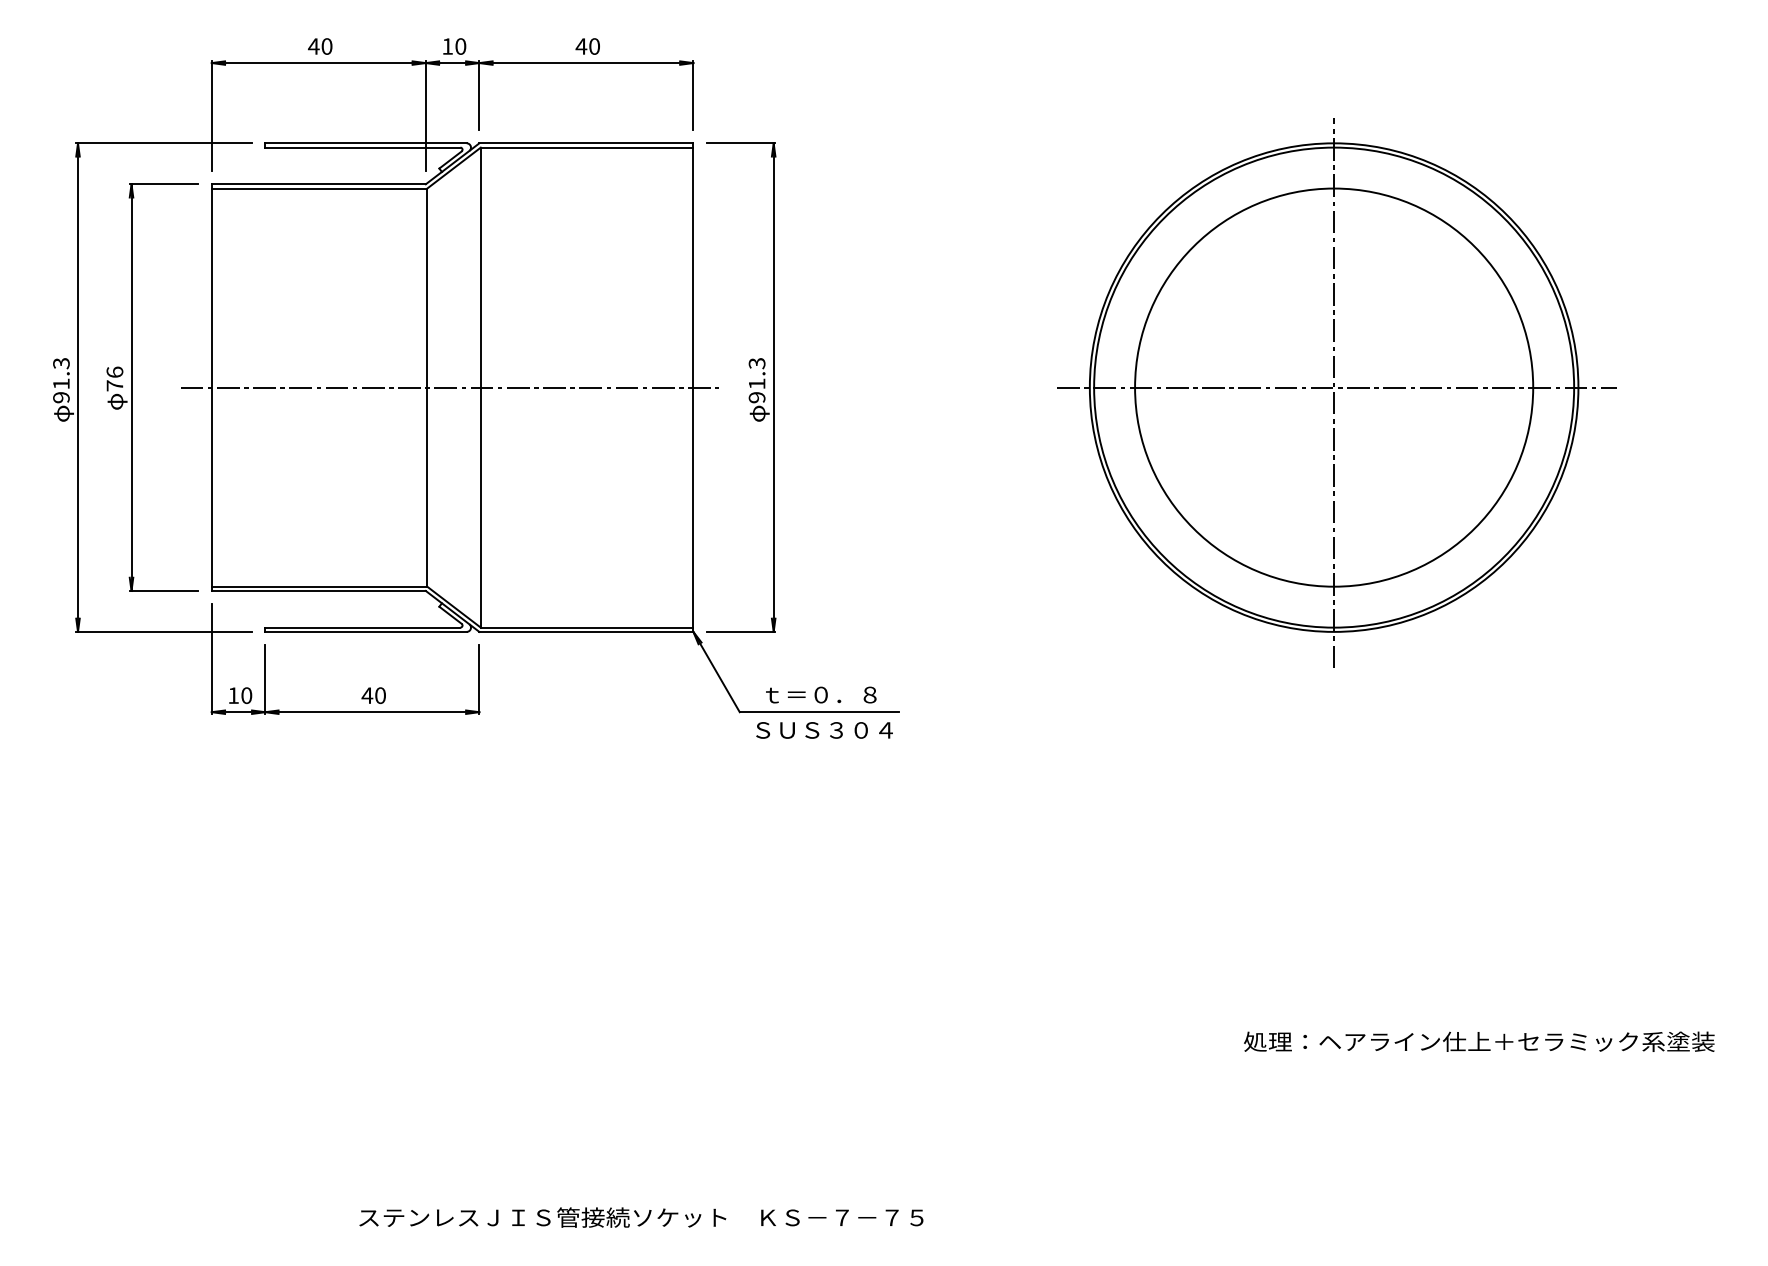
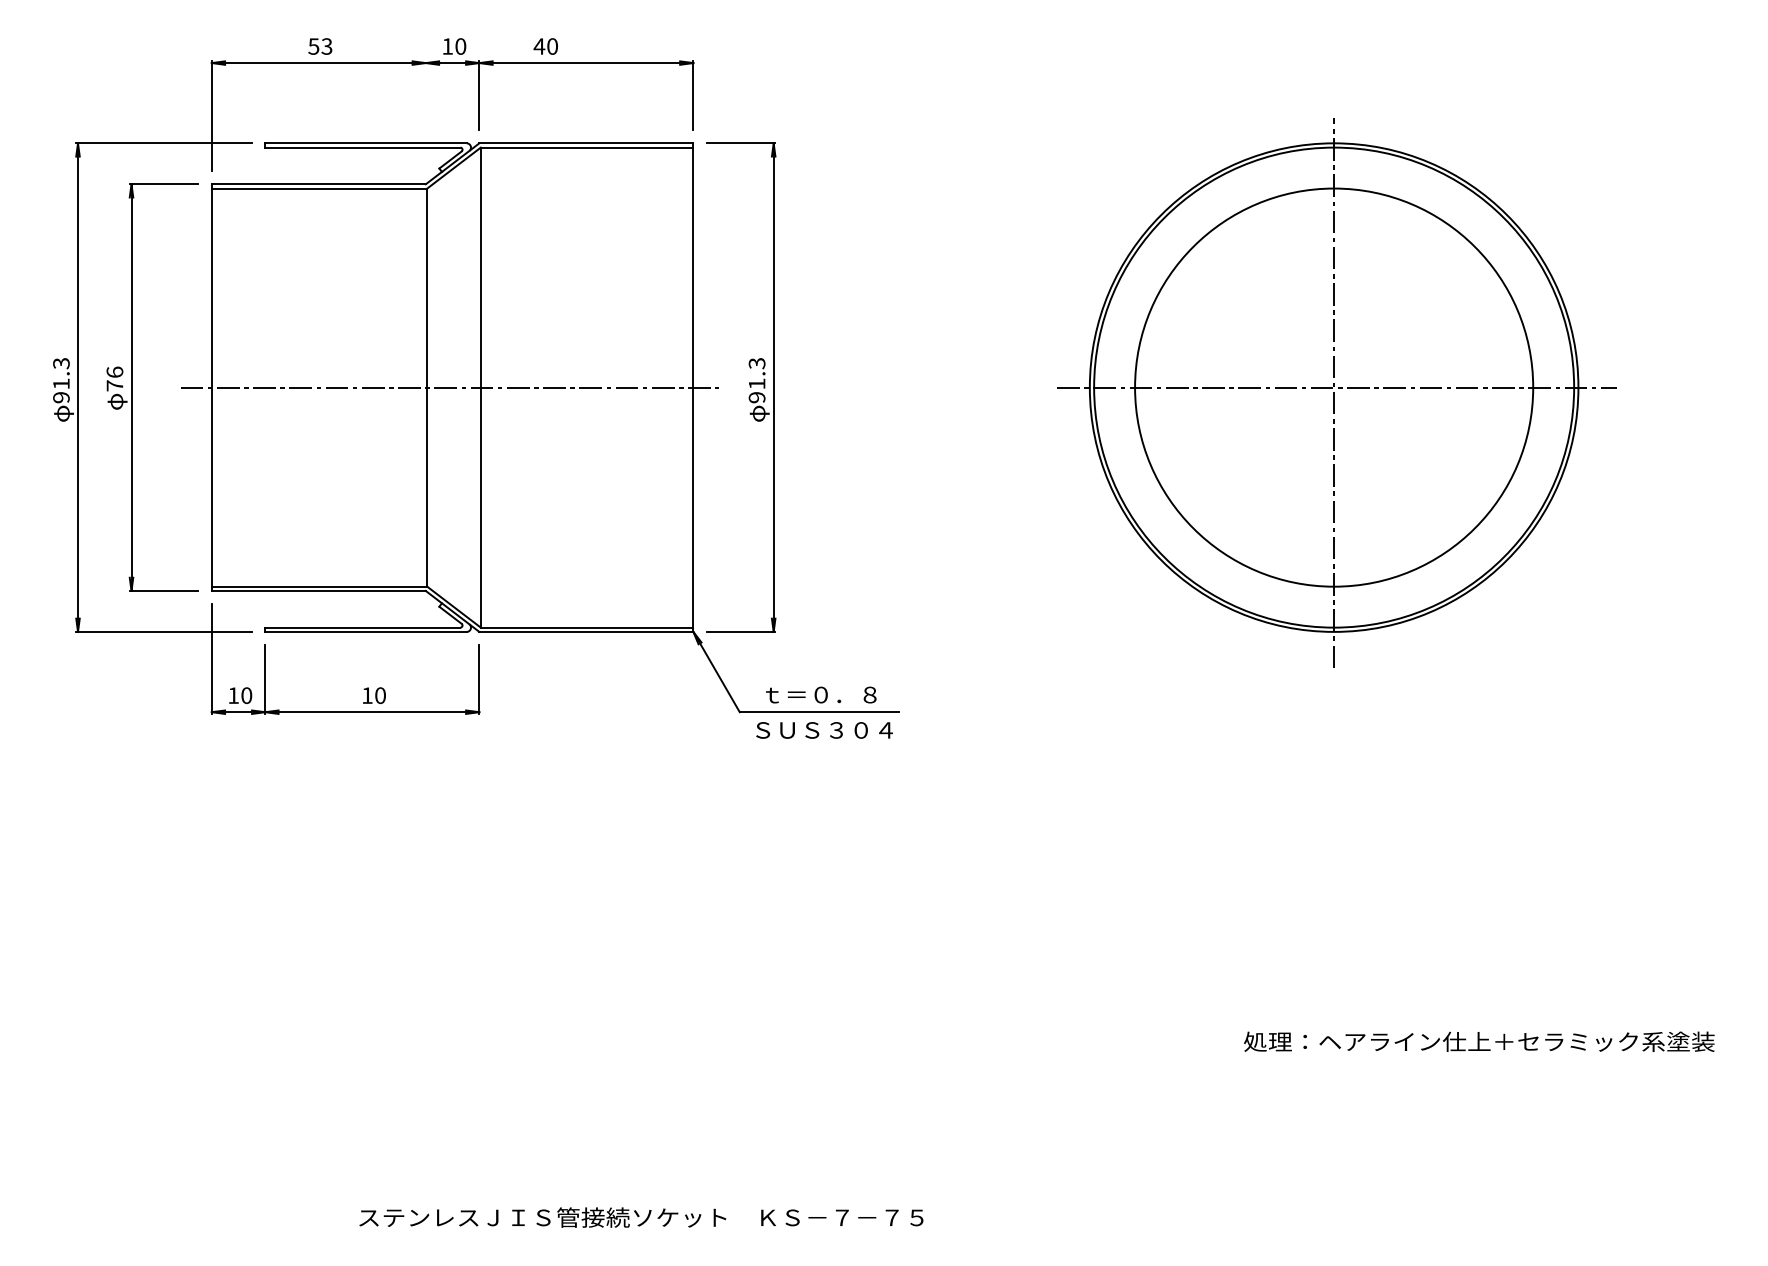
text: 40 -> 53 (319, 46)
text position: (587, 46) -> (545, 46) (545, 46)
line: present -> none (425, 115)
text: 40 -> 10 (367, 695)
